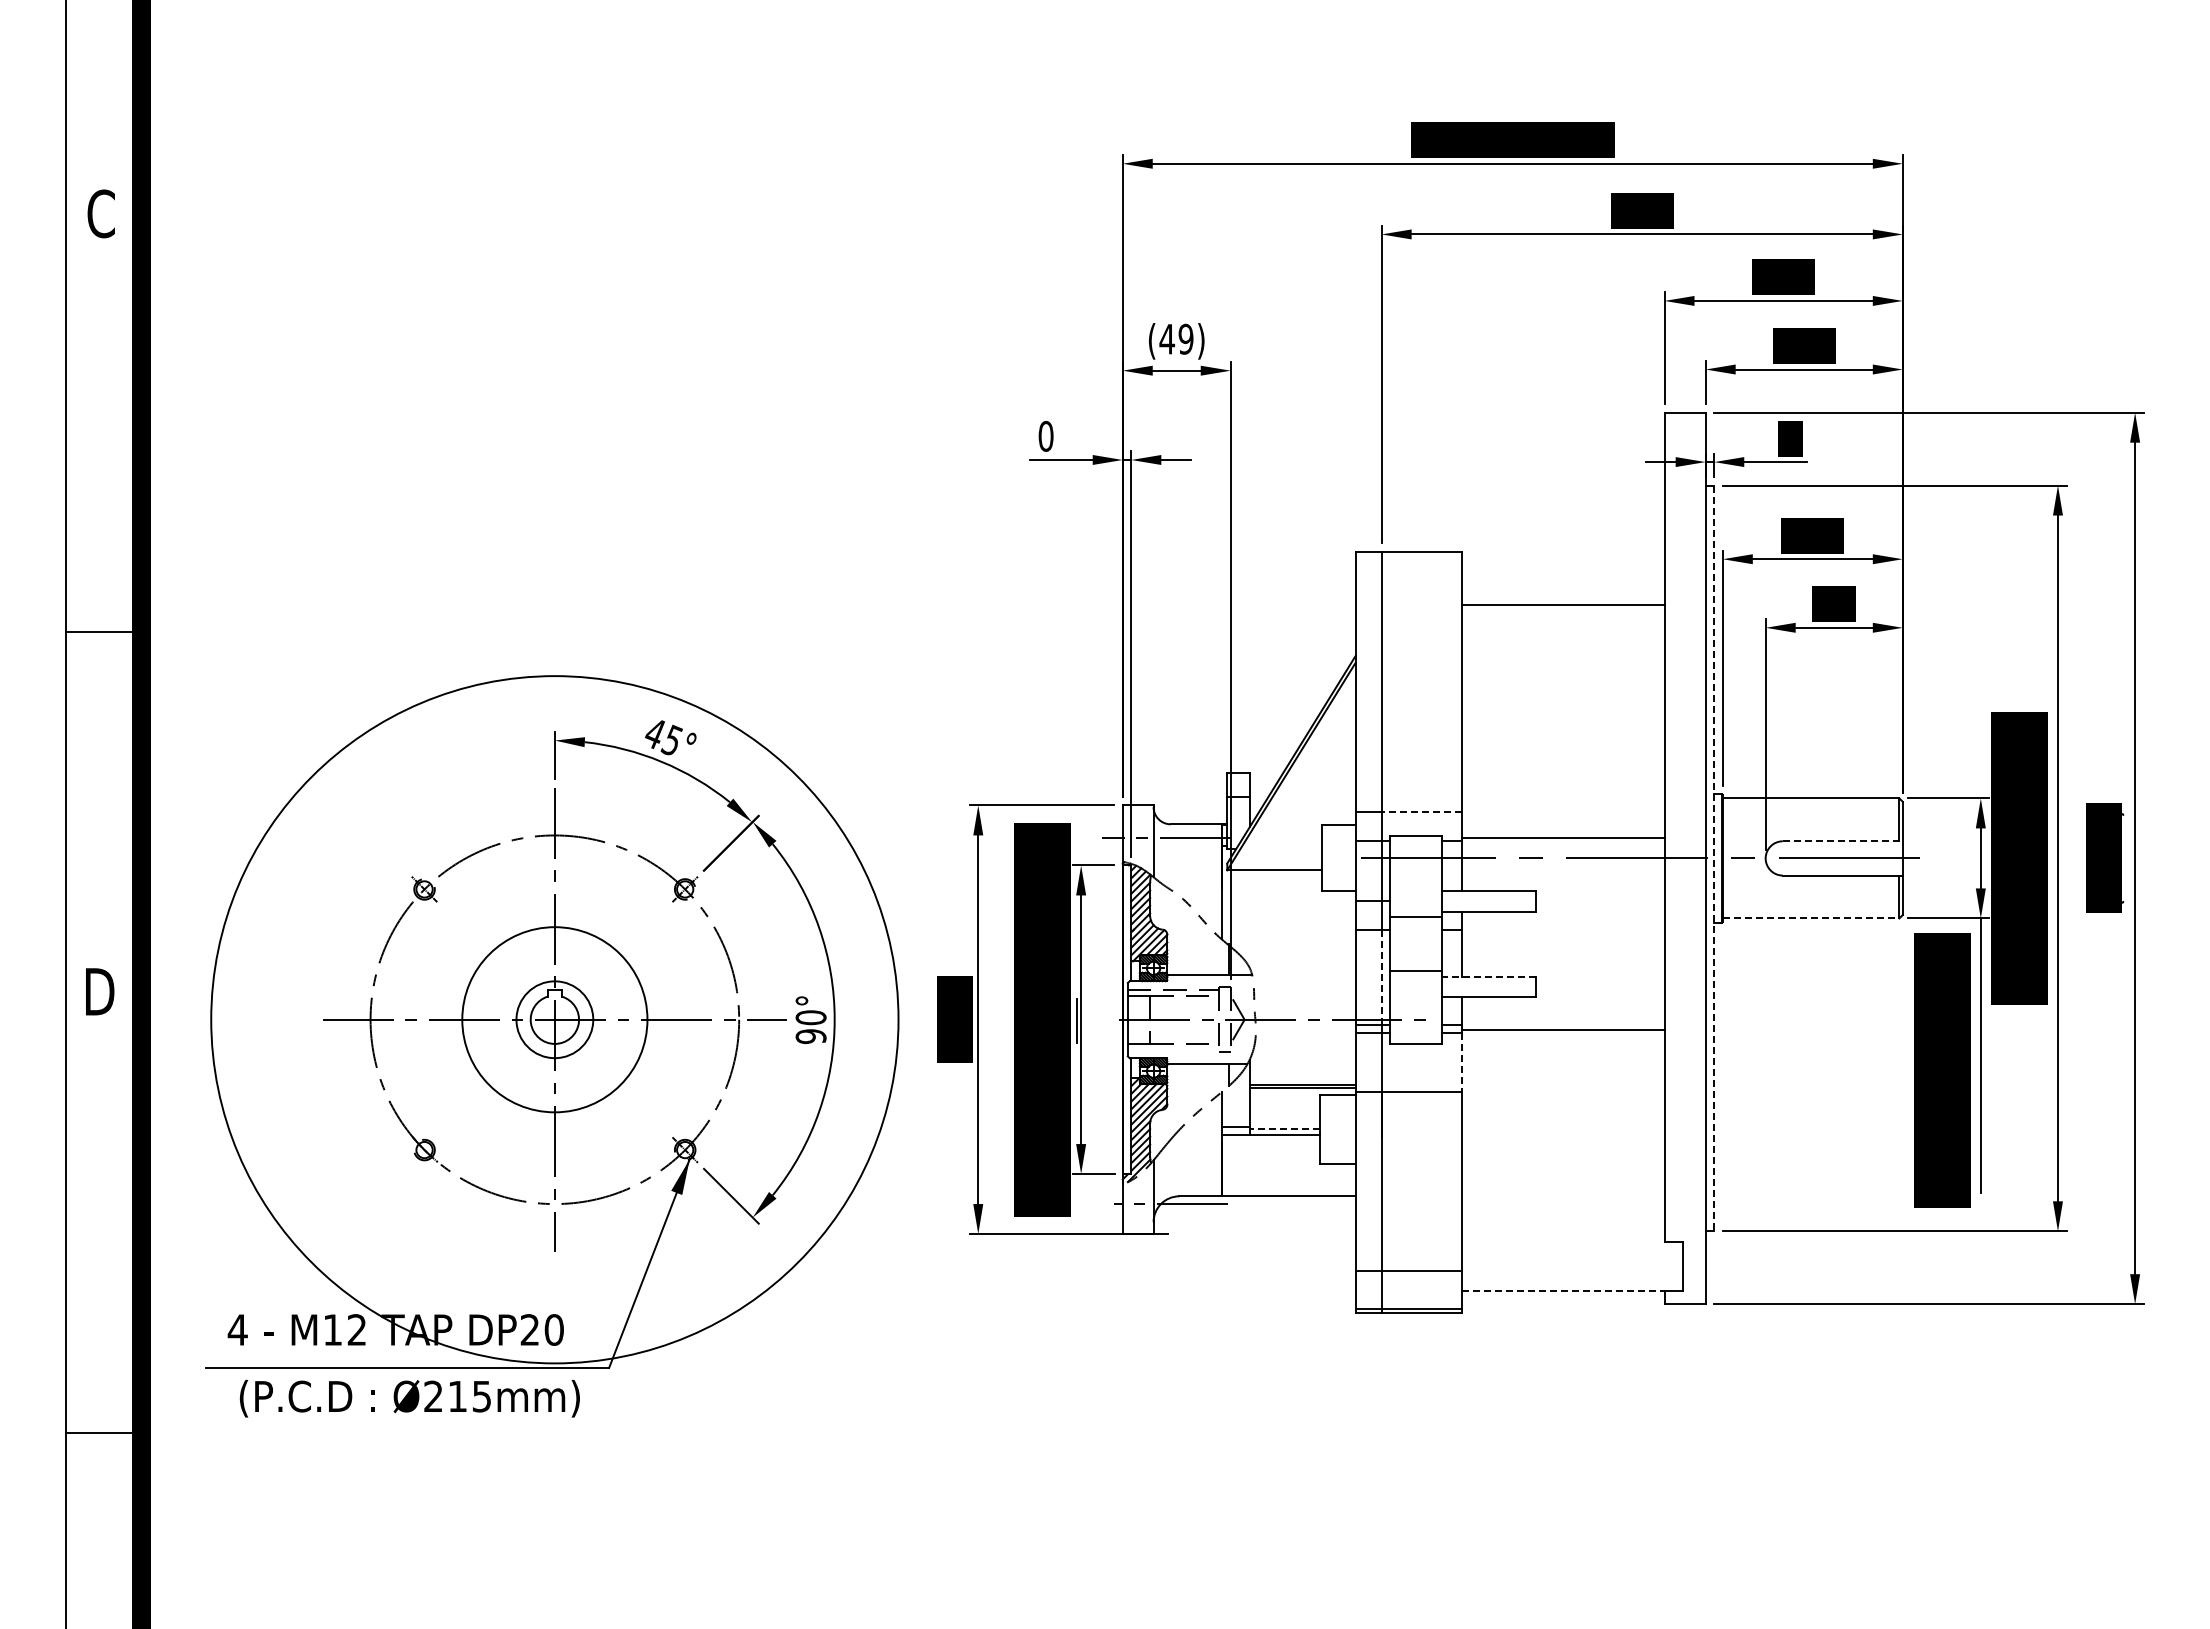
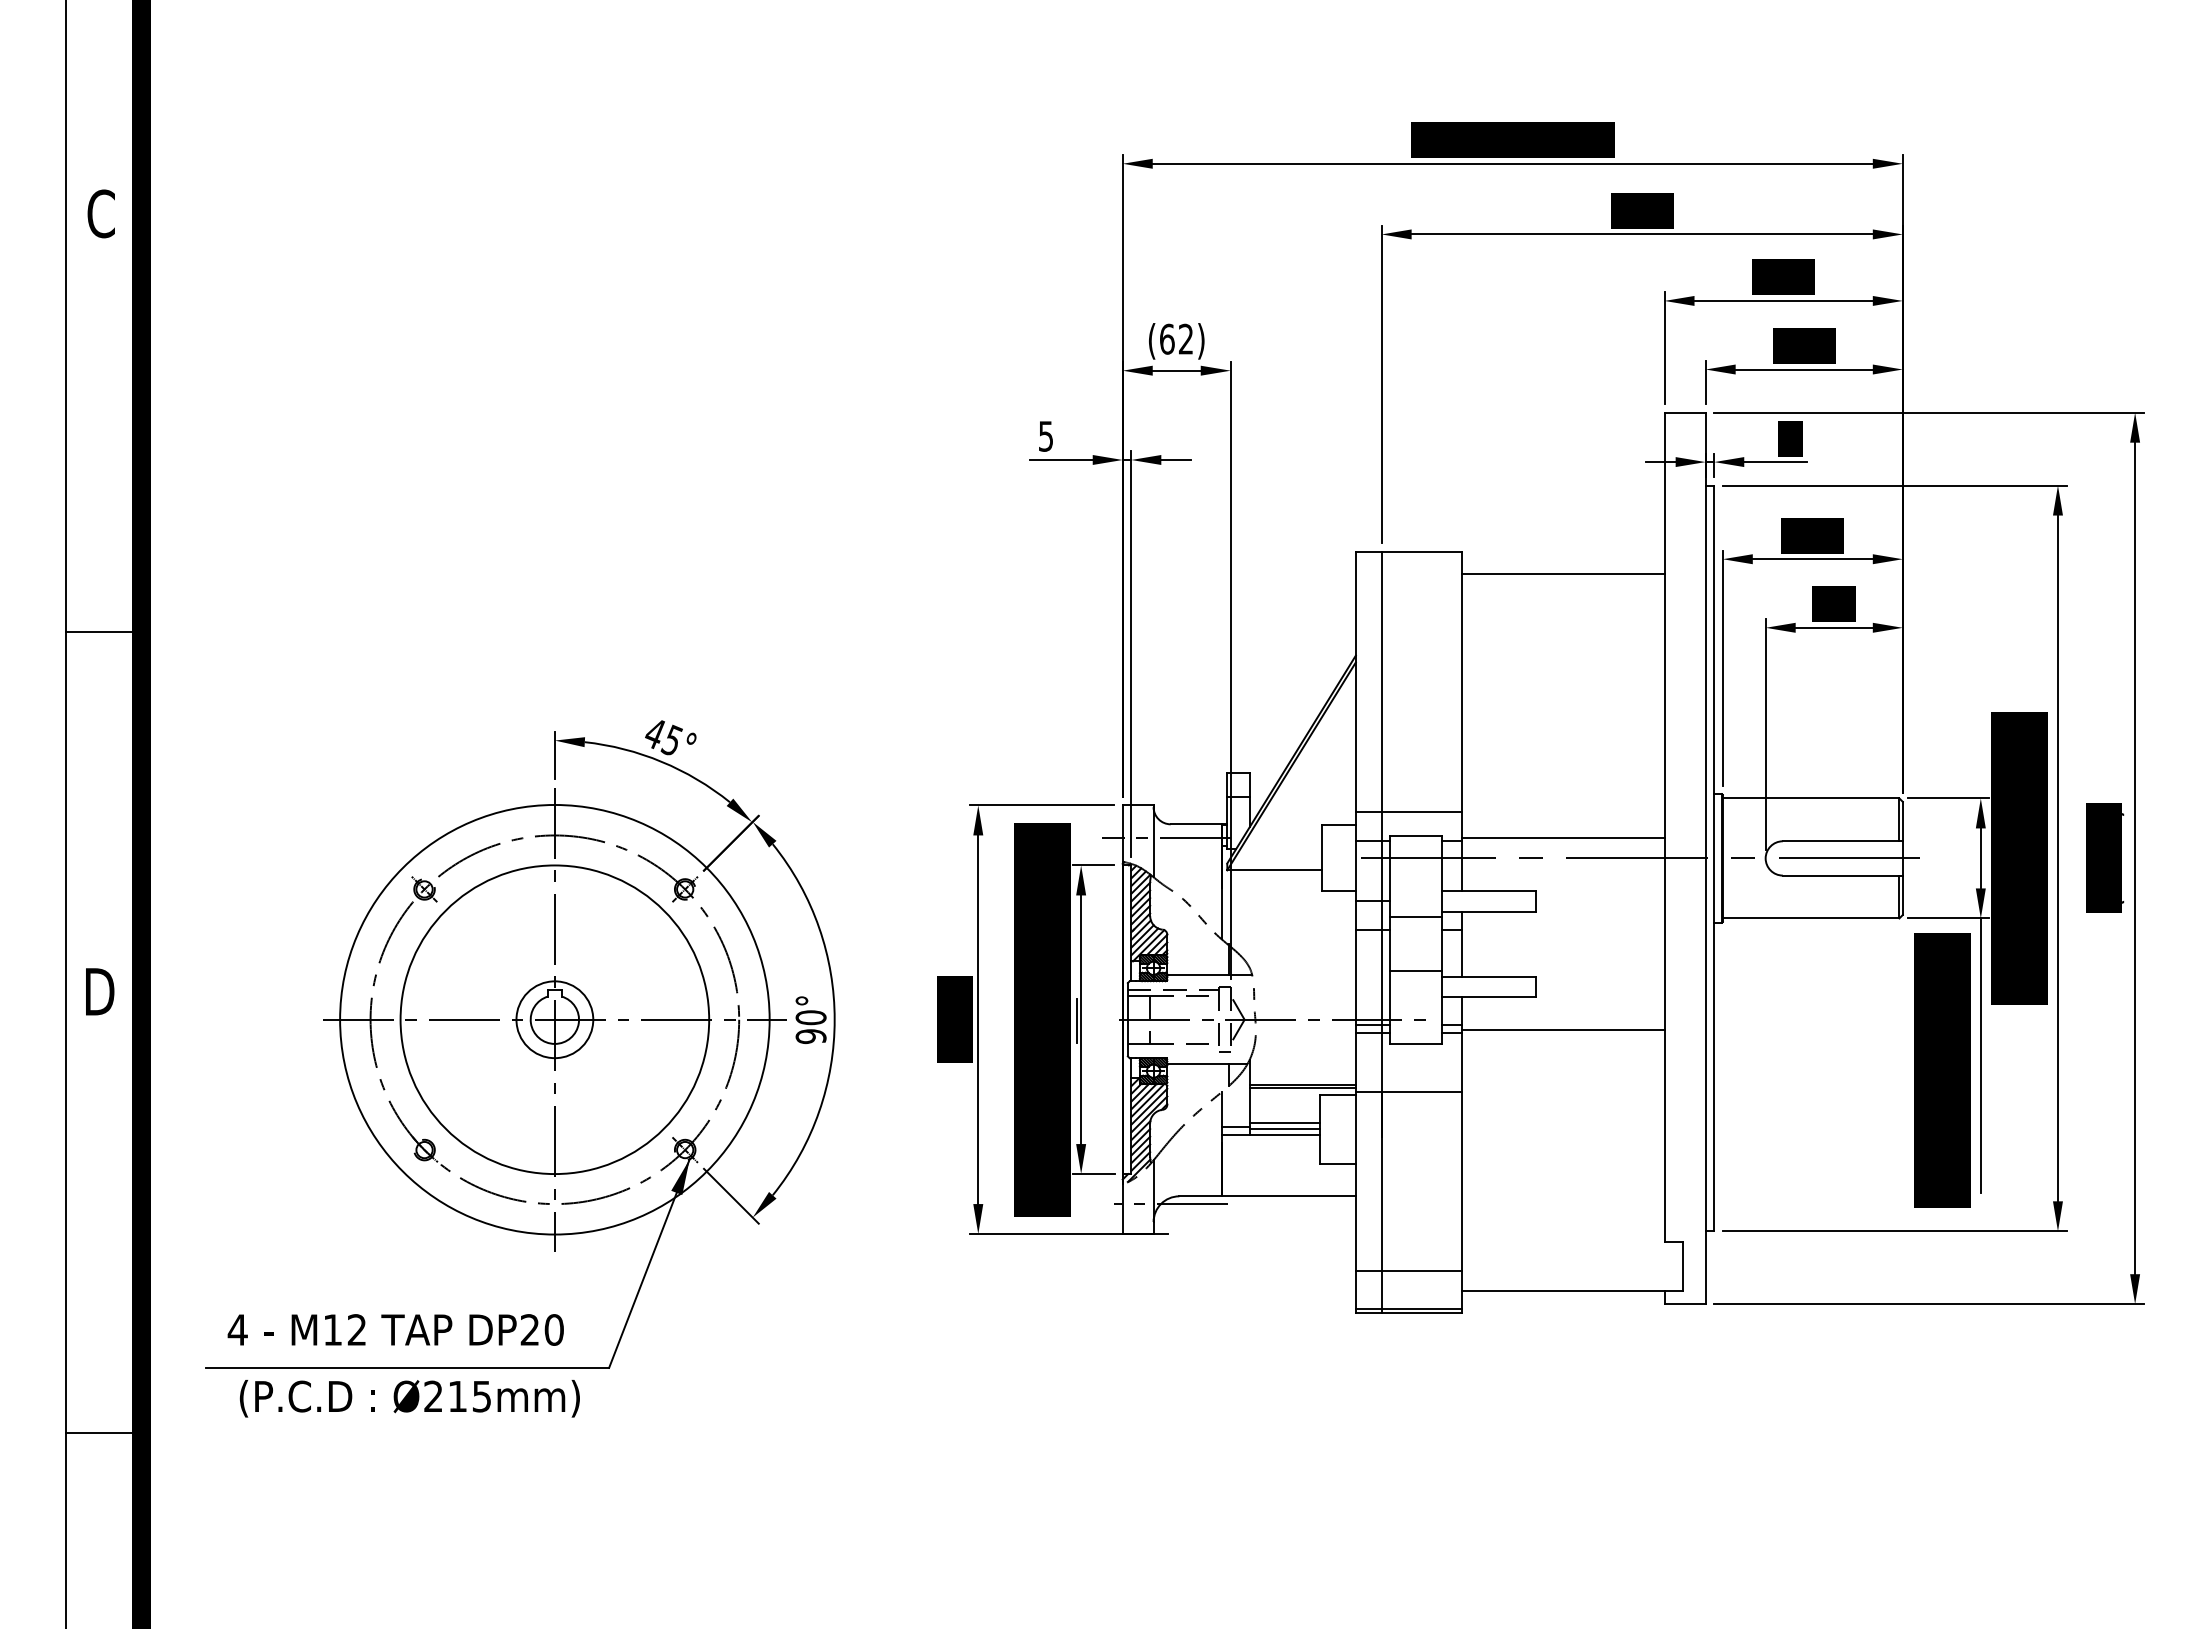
text: (49) -> (62) (1176, 338)
text: 0 -> 5 (1045, 435)
line position: (1563, 604) -> (1563, 573) (1563, 573)
line: dashed -> solid (1421, 811)
line: dashed -> solid (1843, 841)
line: dashed -> solid (1714, 858)
line: dashed -> solid (1811, 918)
line: dashed -> solid (1488, 976)
line: dashed -> solid (1381, 977)
circle diameter: 185 px -> 309 px (554, 1019)
circle diameter: 687 px -> 430 px (554, 1019)
line: dashed -> solid (1462, 1063)
line: none -> present (1284, 1123)
line: dashed -> solid (1284, 1129)
line: dashed -> solid (1563, 1290)
